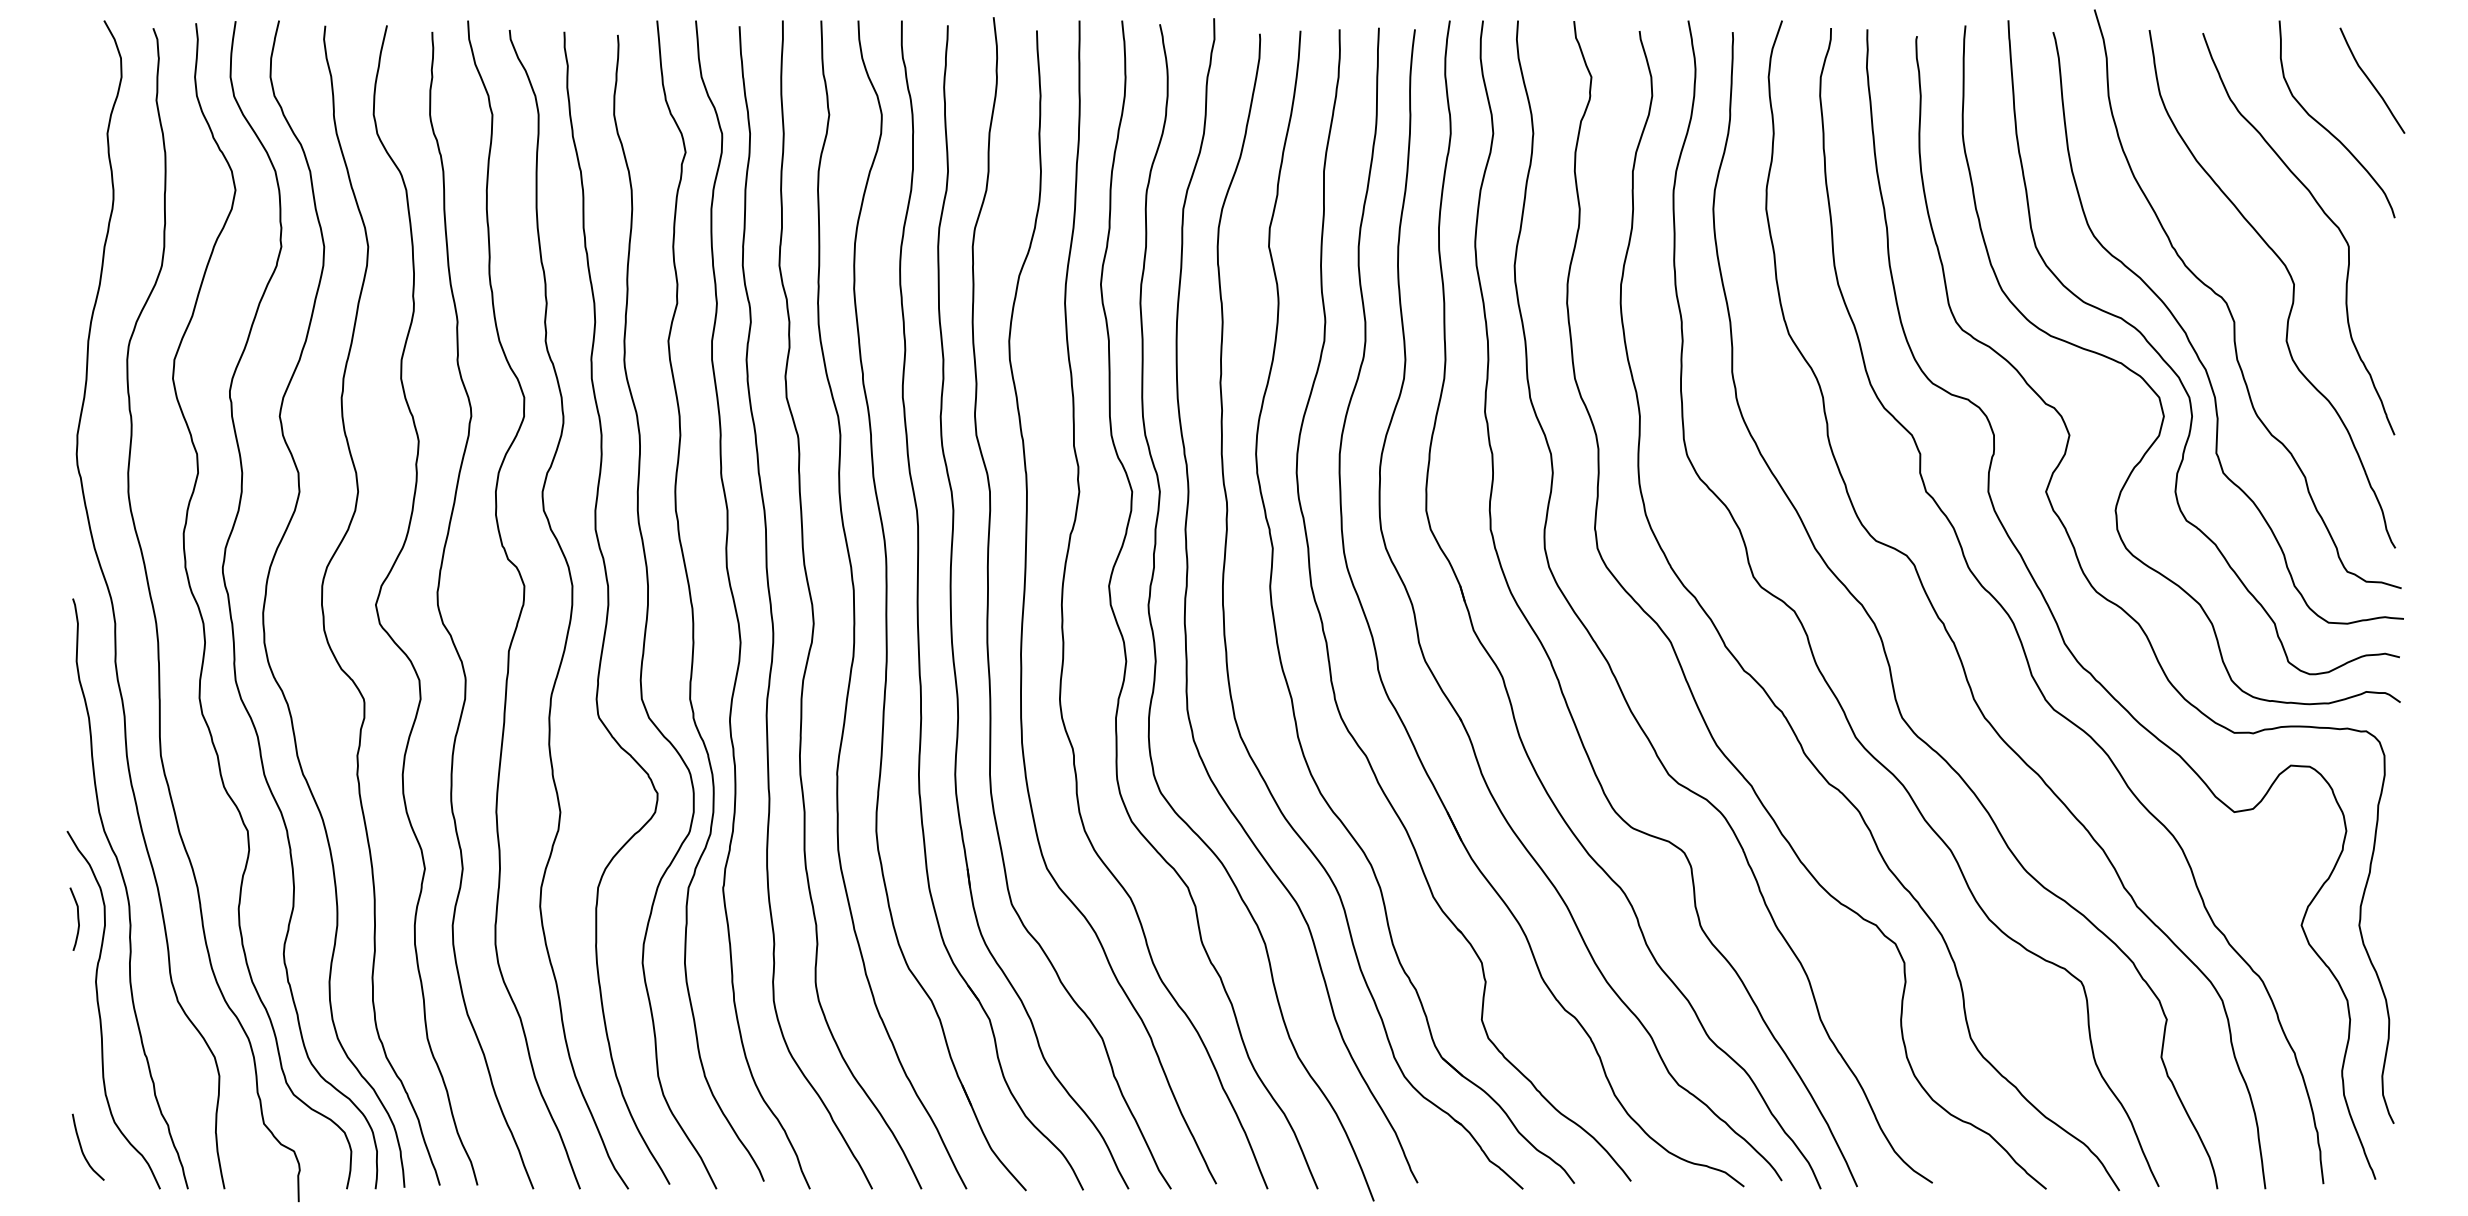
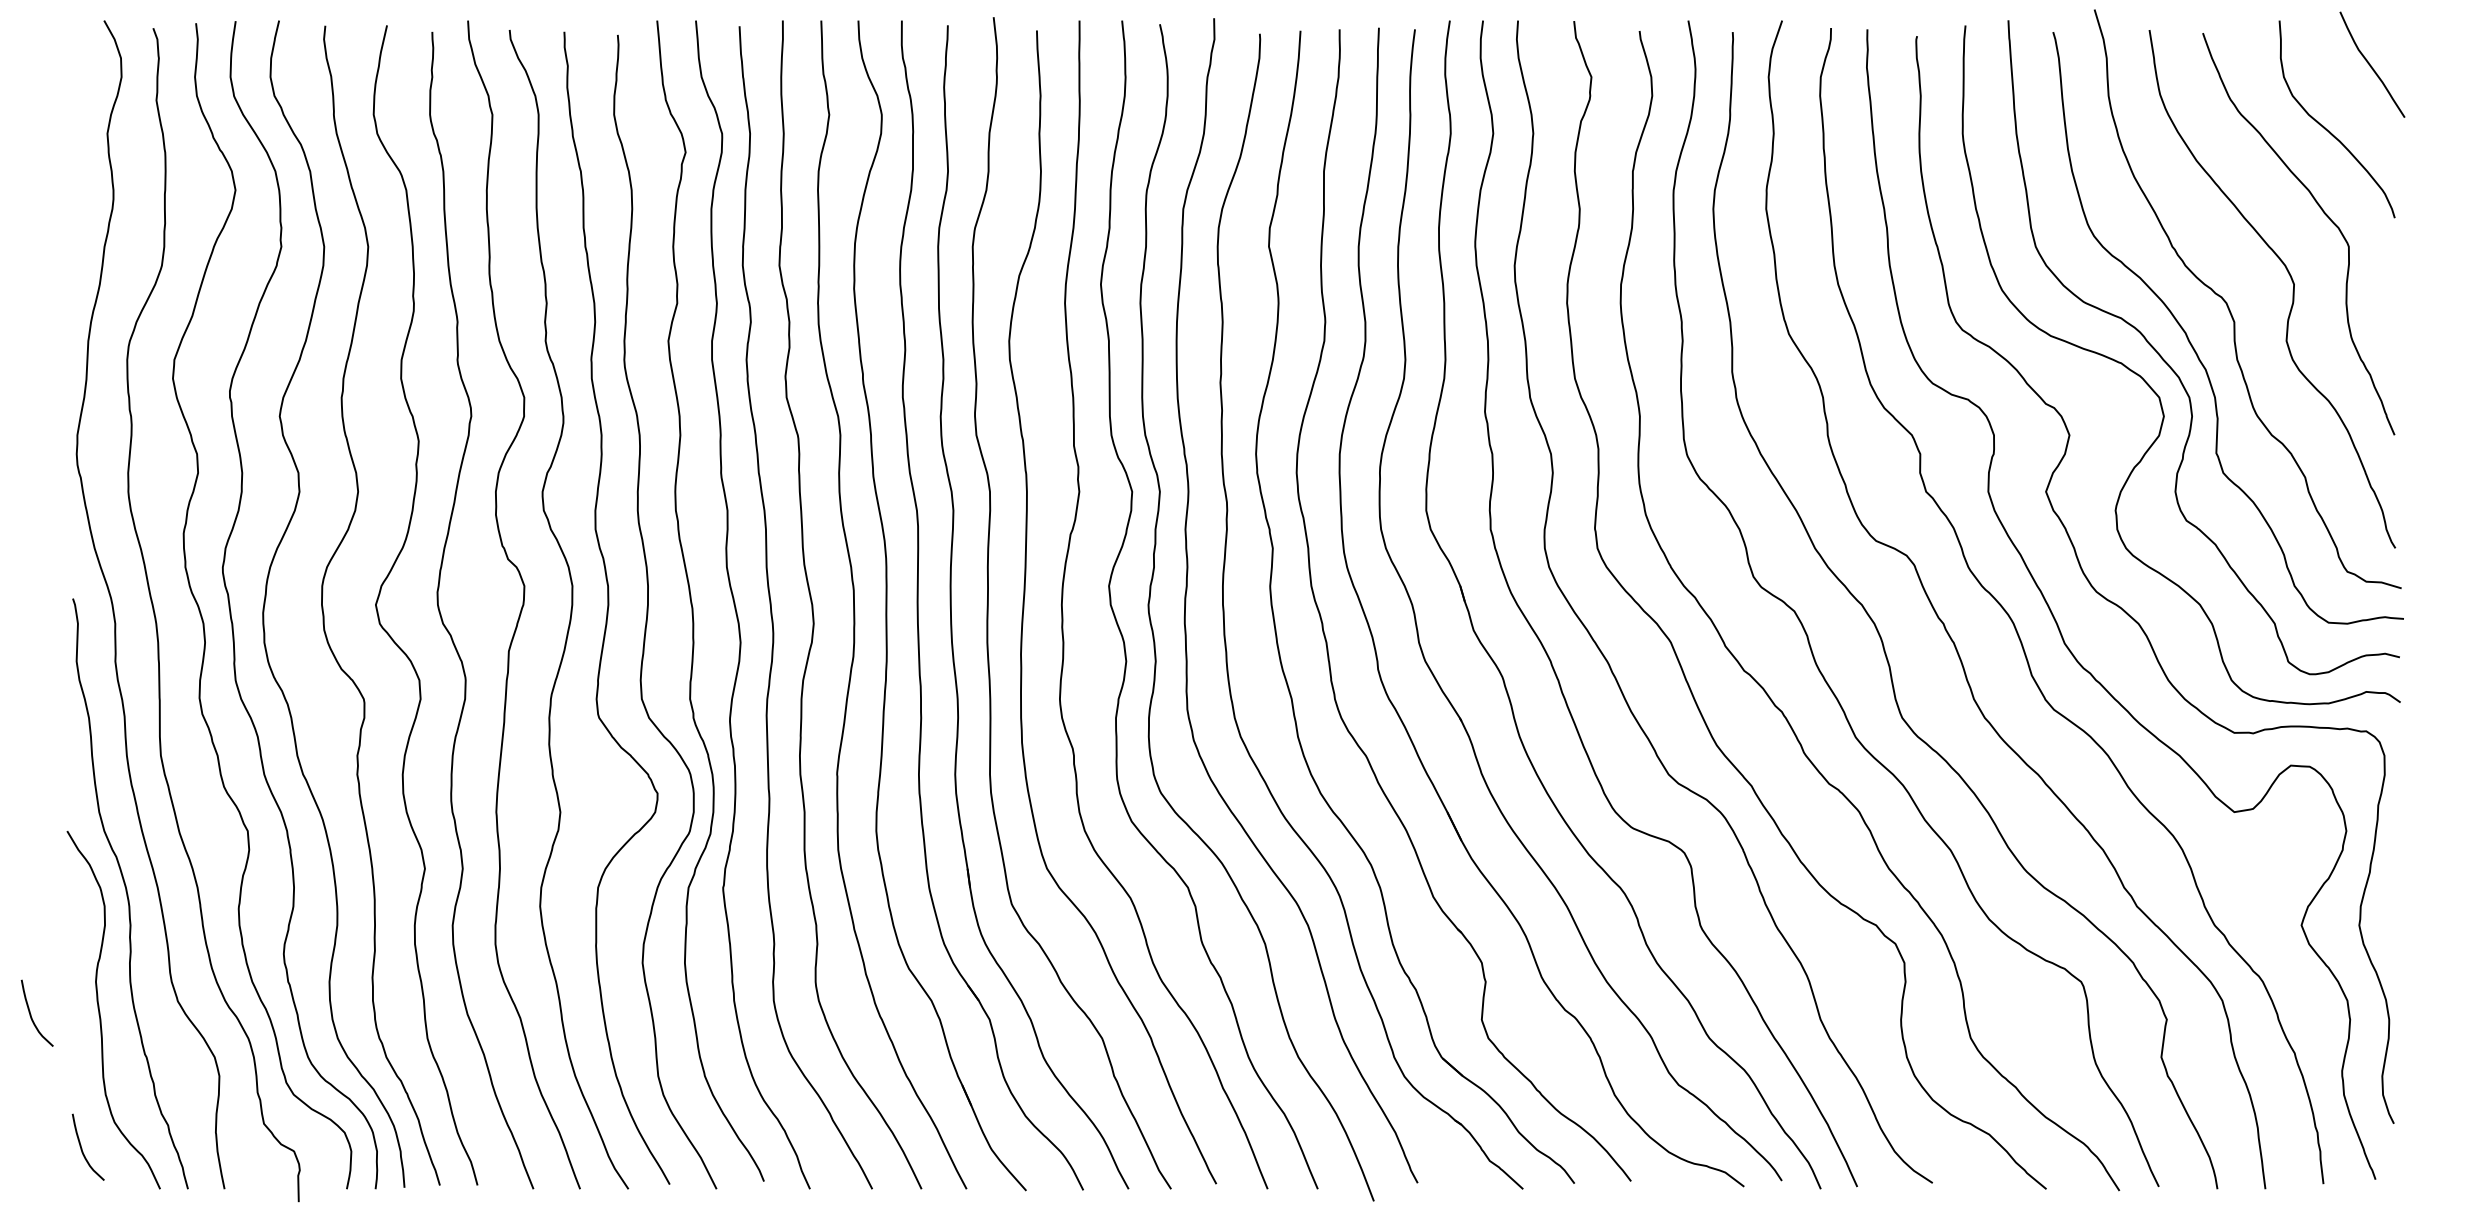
curve position: (2371, 81) -> (2371, 65) (2371, 65)
curve: present -> none (77, 918)
curve: none -> present (31, 1014)
